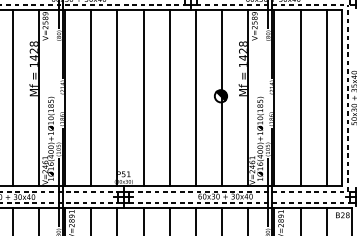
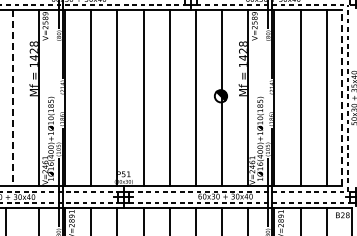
line: solid -> dashed (12, 98)
line: solid -> dashed (342, 98)
line position: (12, 220) -> (5, 220) (5, 220)
